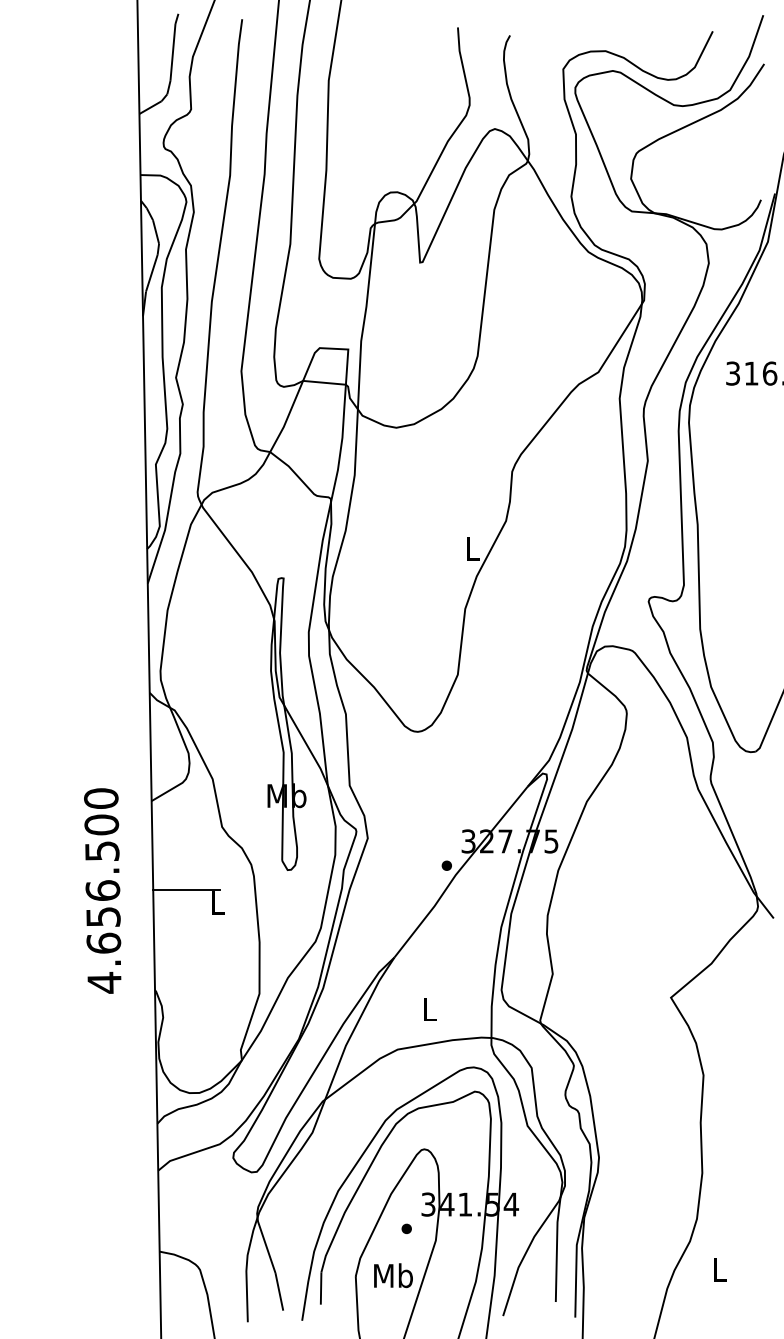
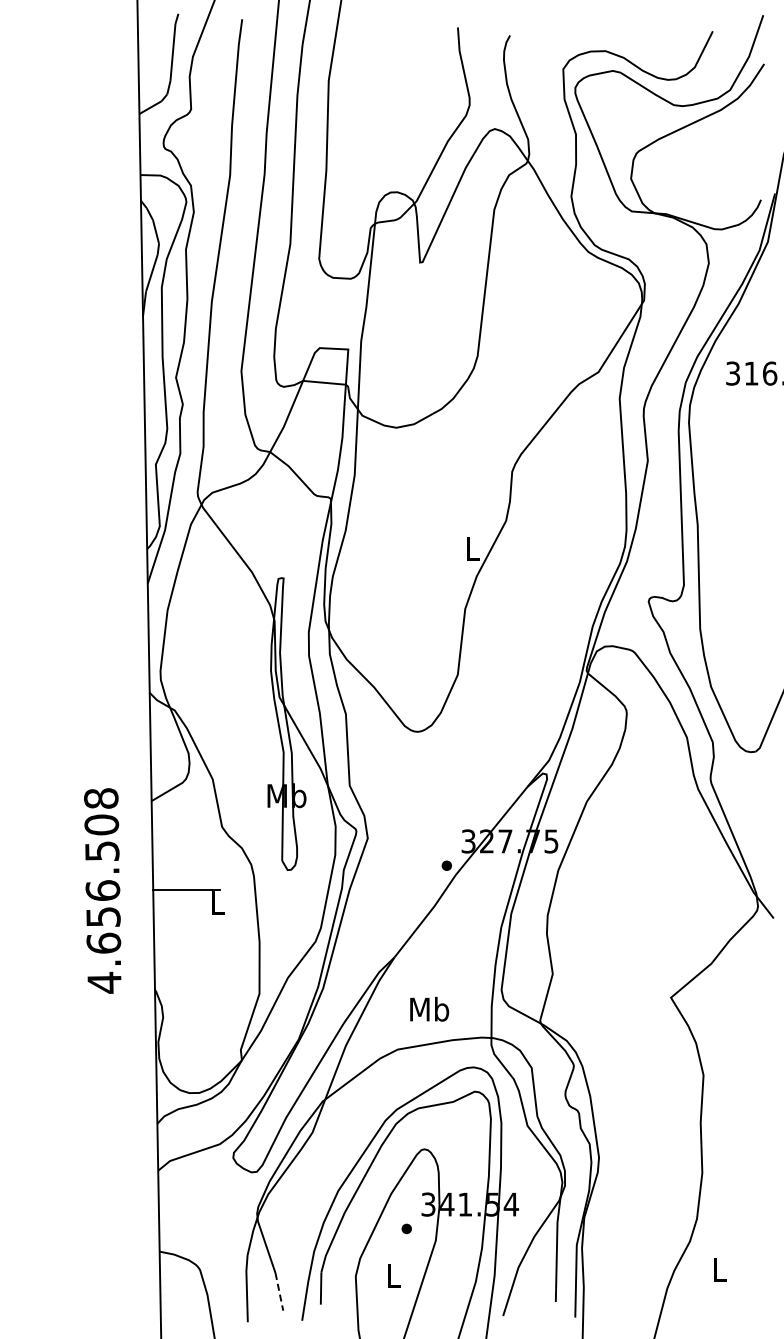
text: 4.656.500 -> 4.656.508 (101, 798)
text: L -> Mb (429, 1008)
text: Mb -> L (393, 1275)
line: solid -> dashed (279, 1292)
